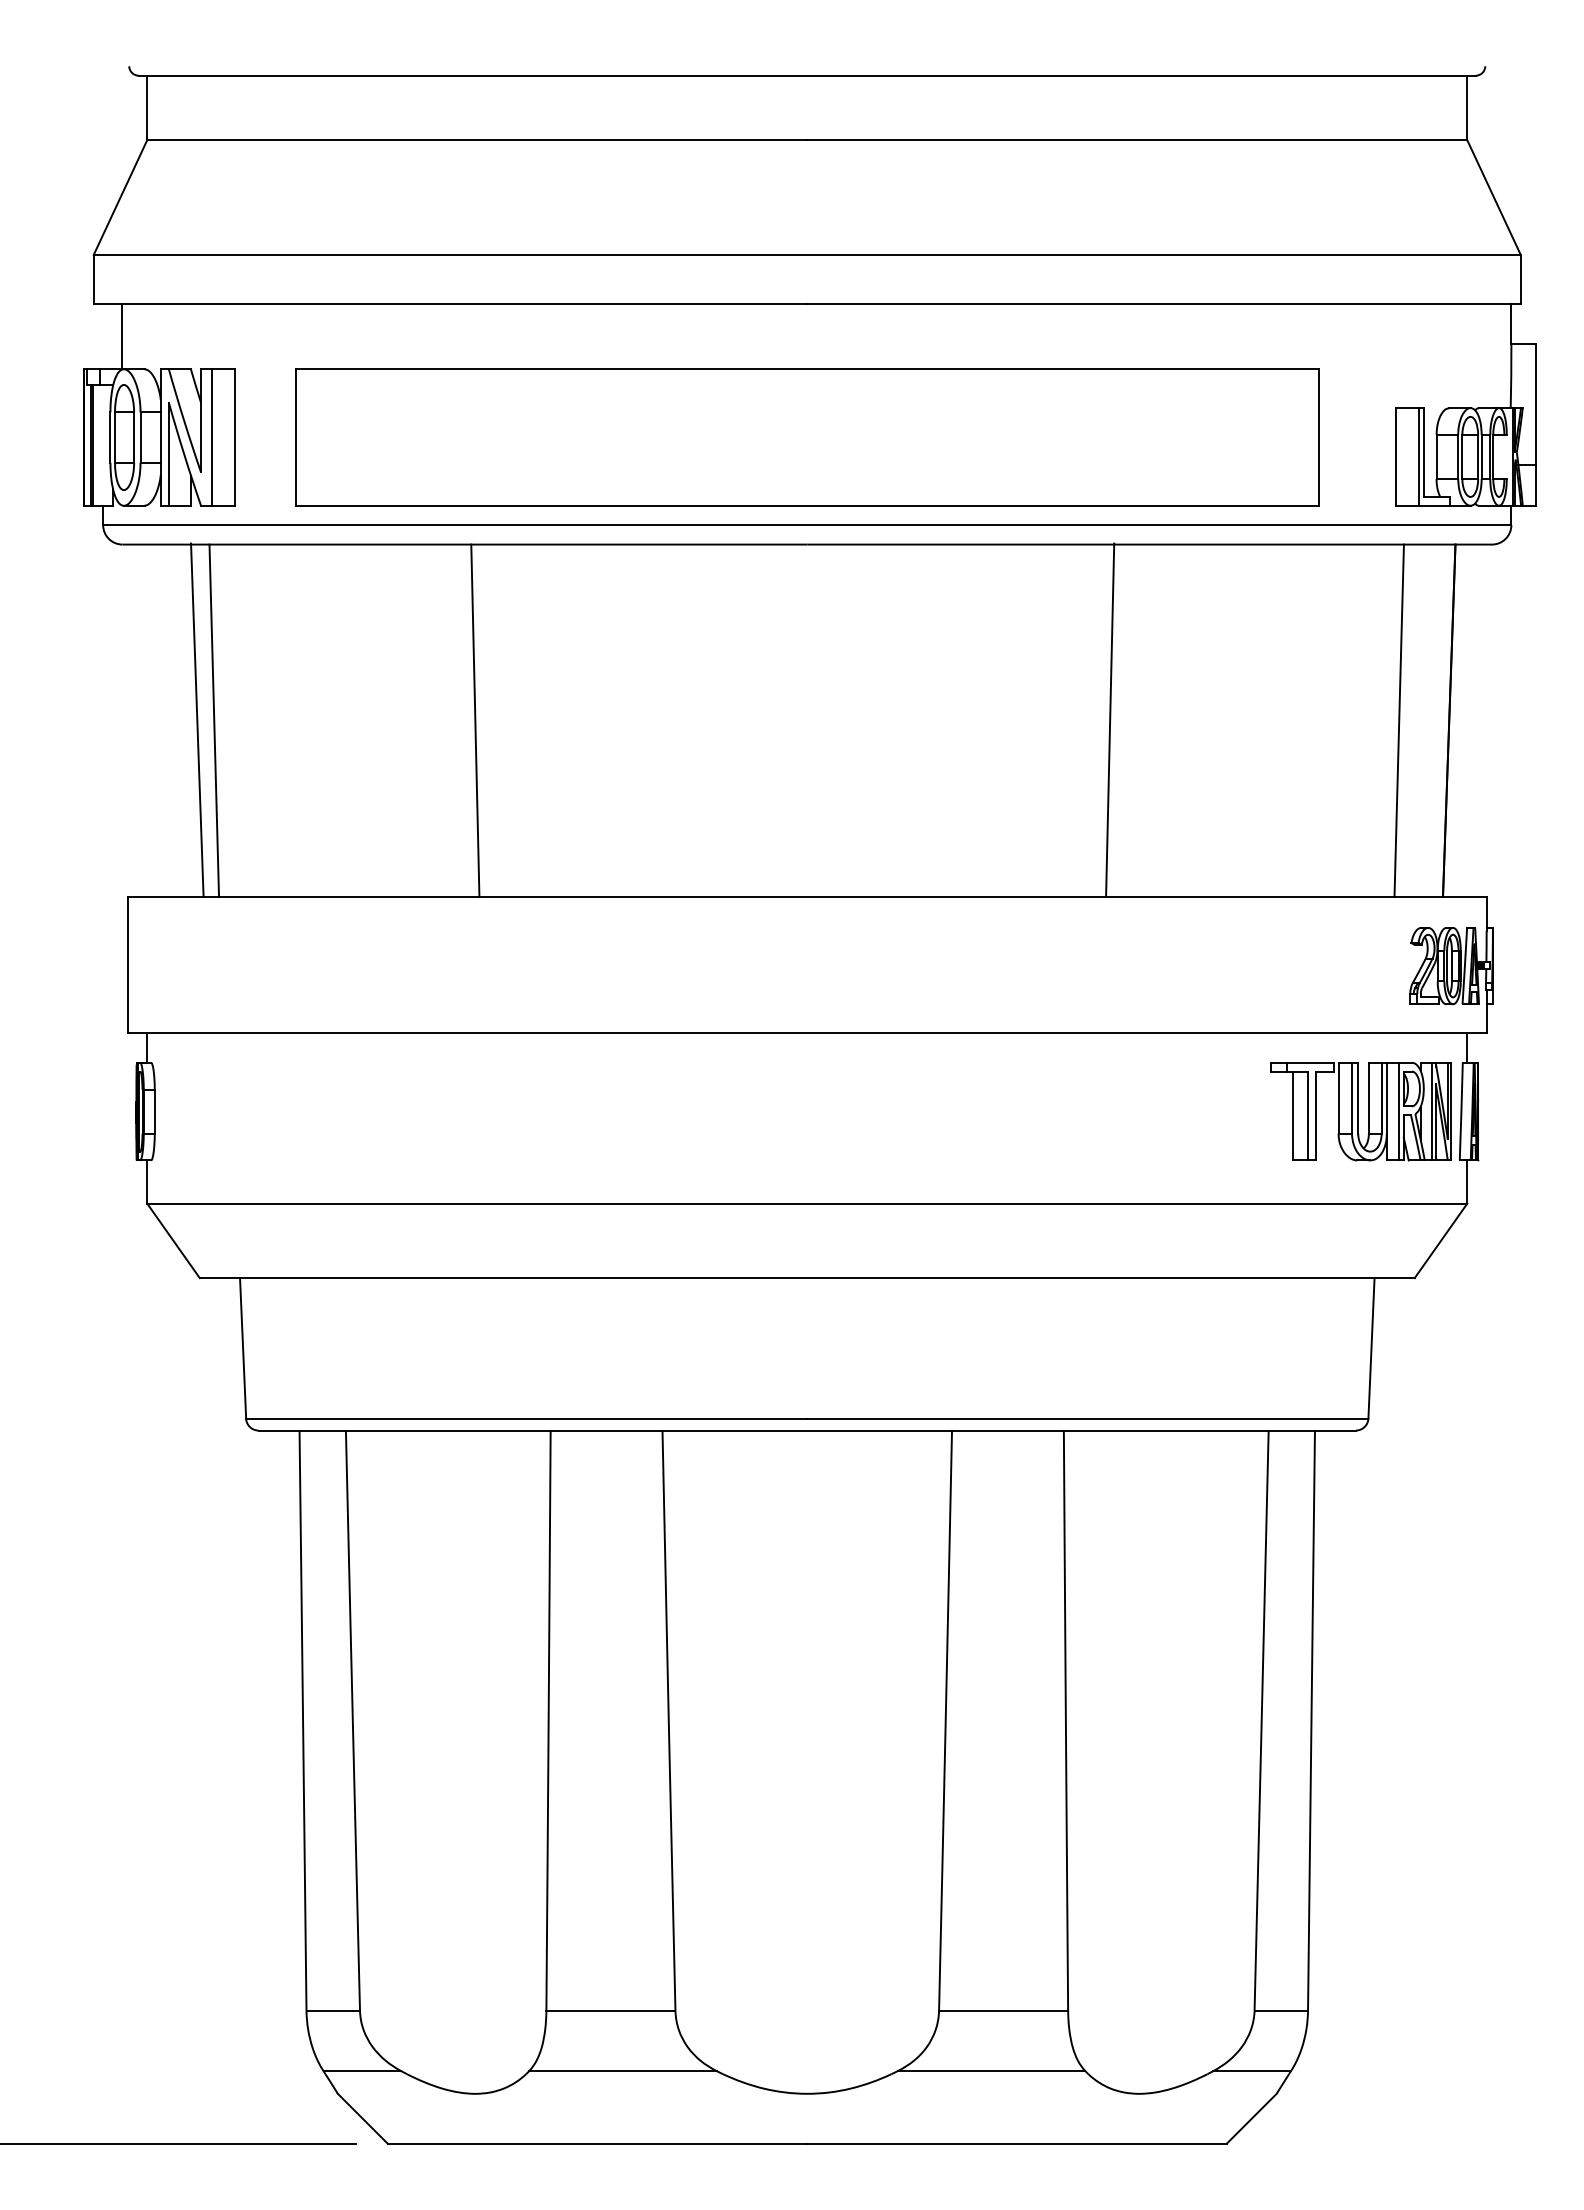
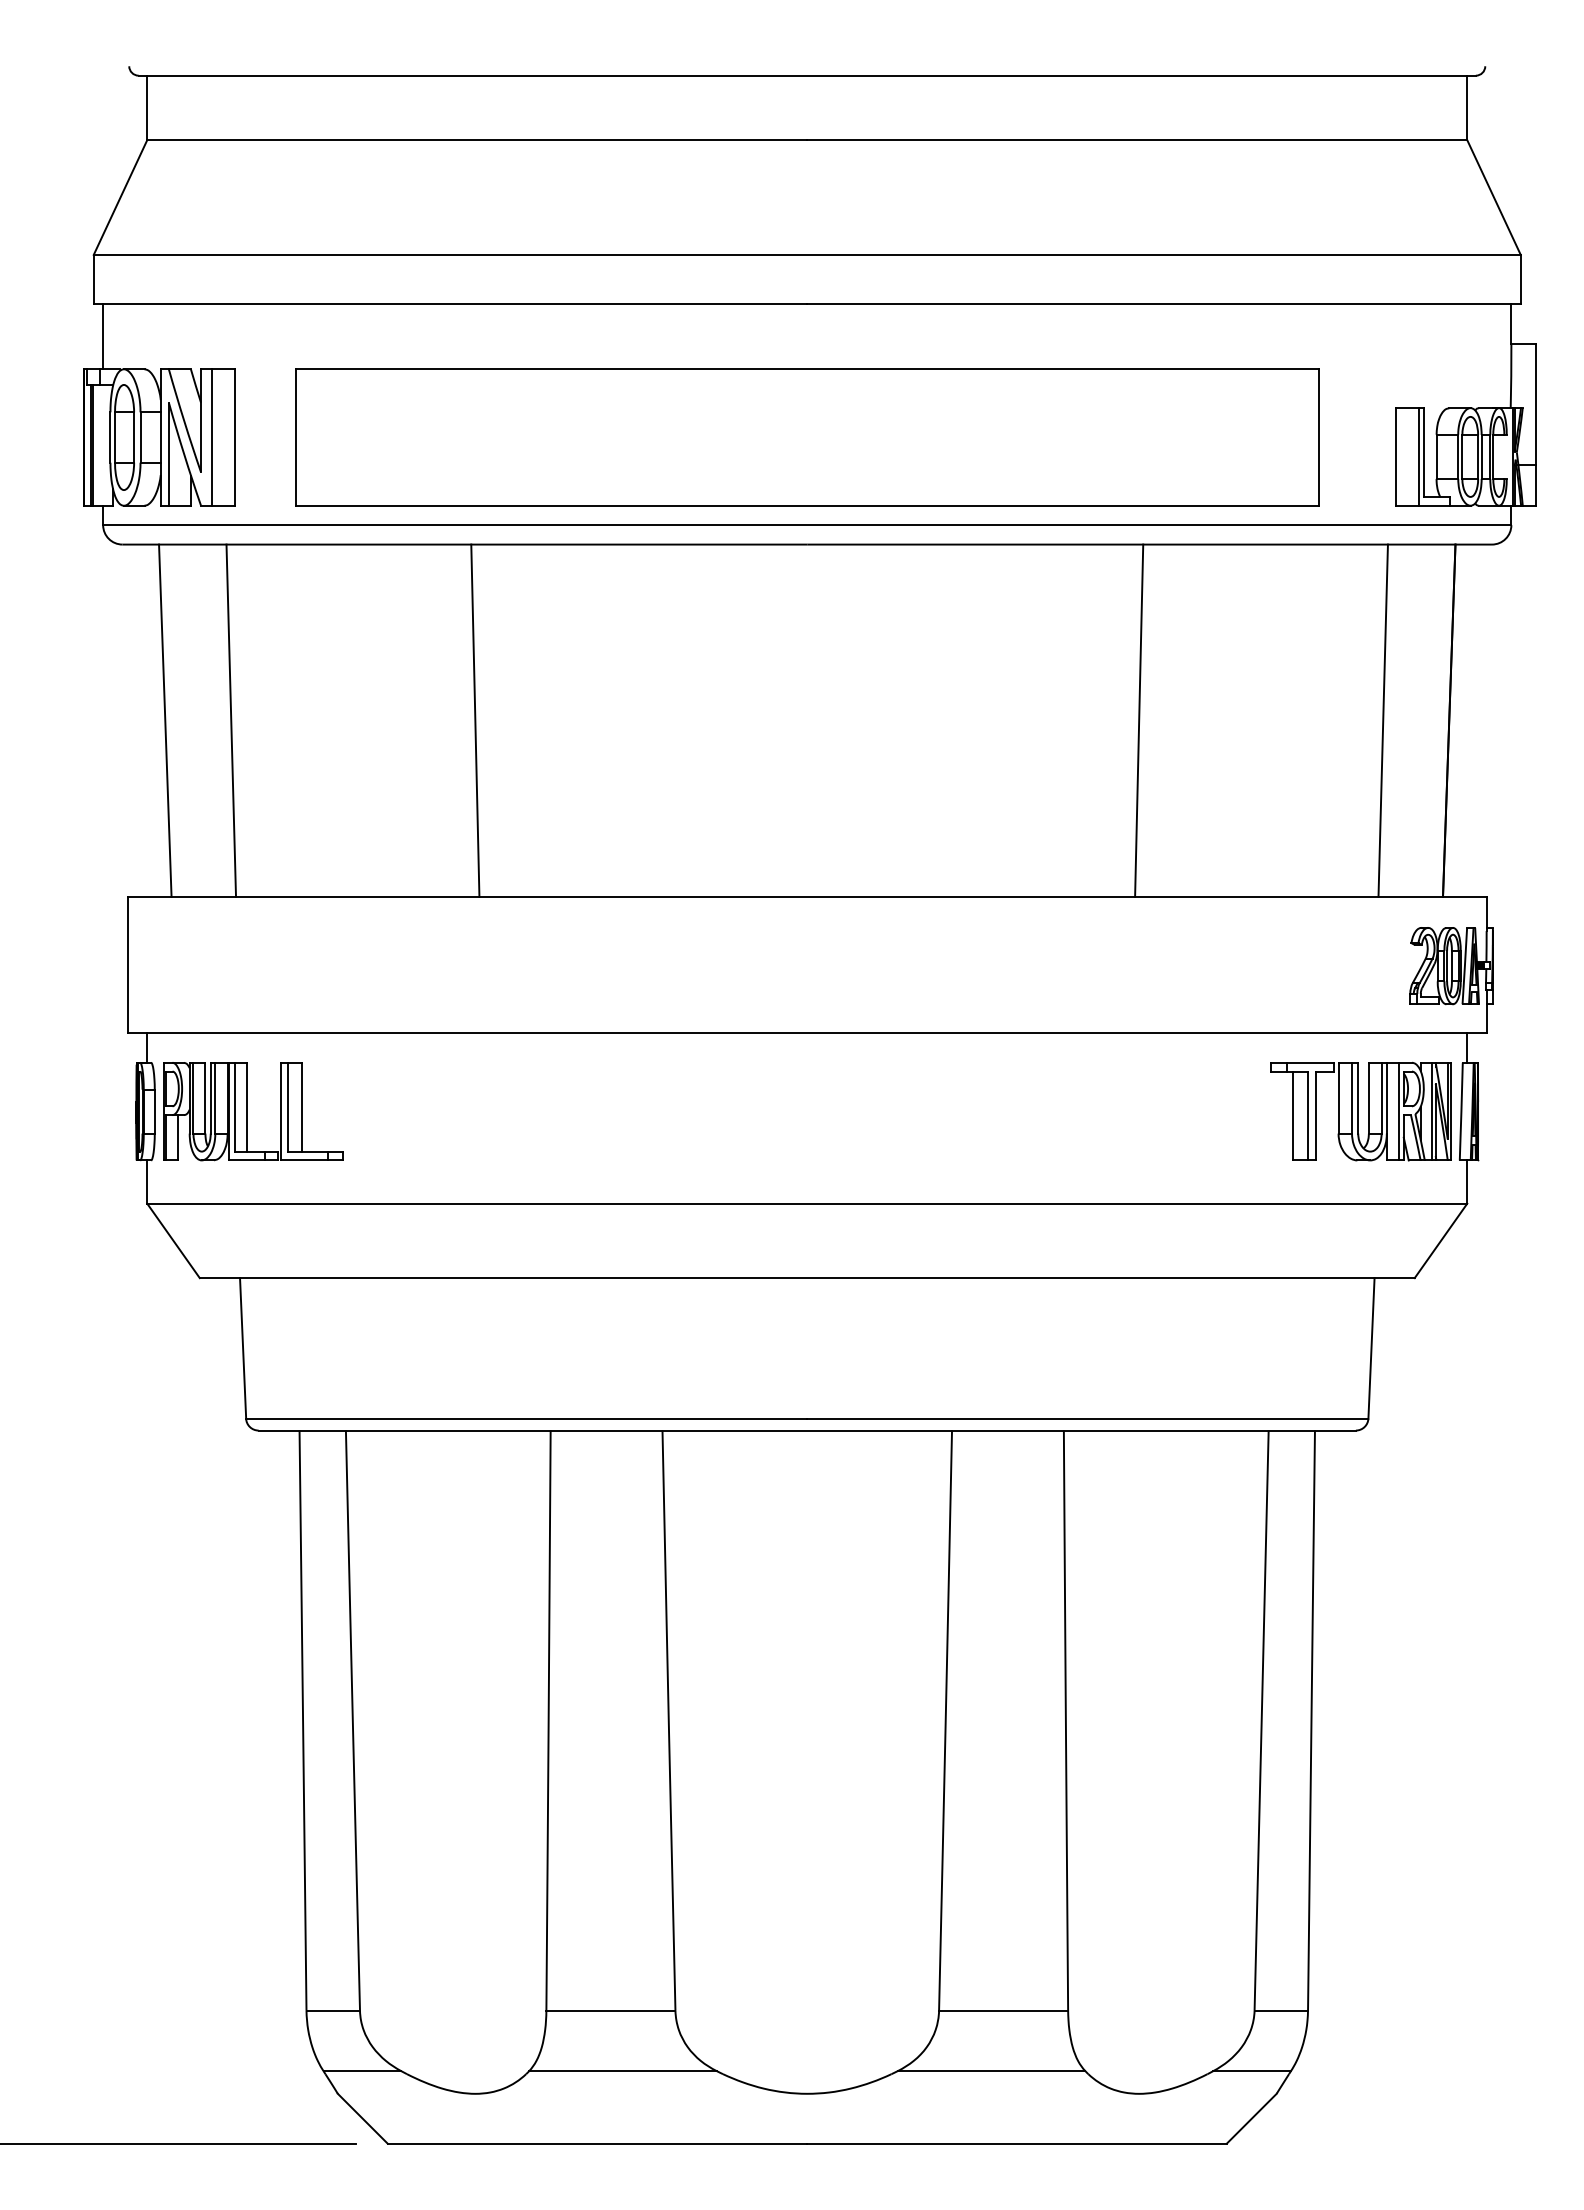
line position: (122, 336) -> (103, 336) (103, 336)
line position: (197, 719) -> (165, 720) (165, 720)
line position: (1110, 719) -> (1139, 720) (1139, 720)
line position: (214, 720) -> (231, 720) (231, 720)
line position: (1398, 720) -> (1382, 720) (1382, 720)
part: none -> present (253, 1111)
